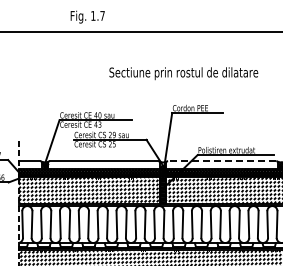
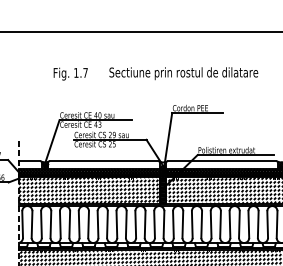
text position: (87, 16) -> (70, 73) (70, 73)
line: dashed -> solid (221, 161)
